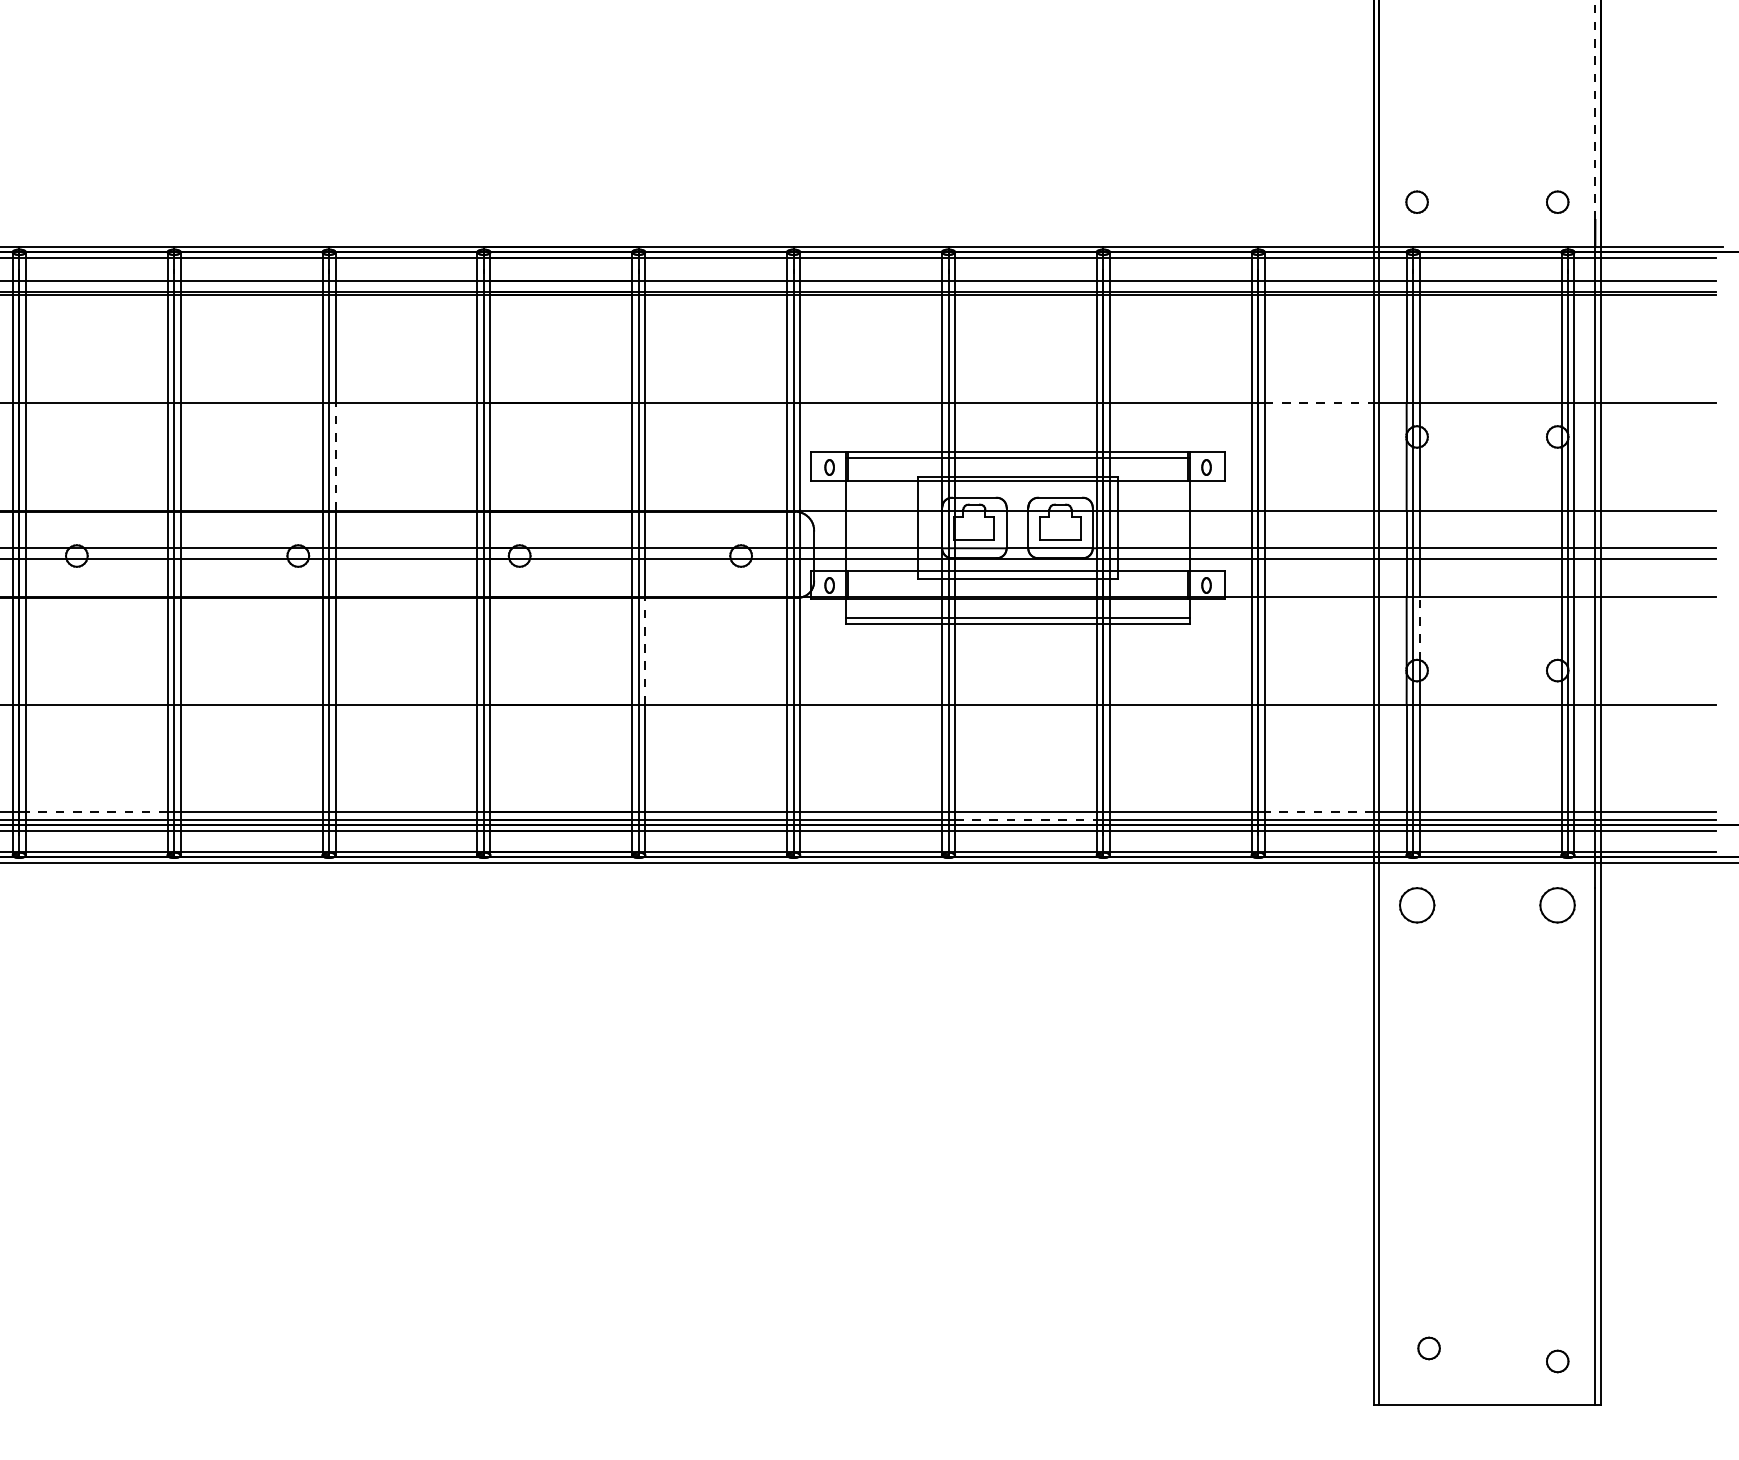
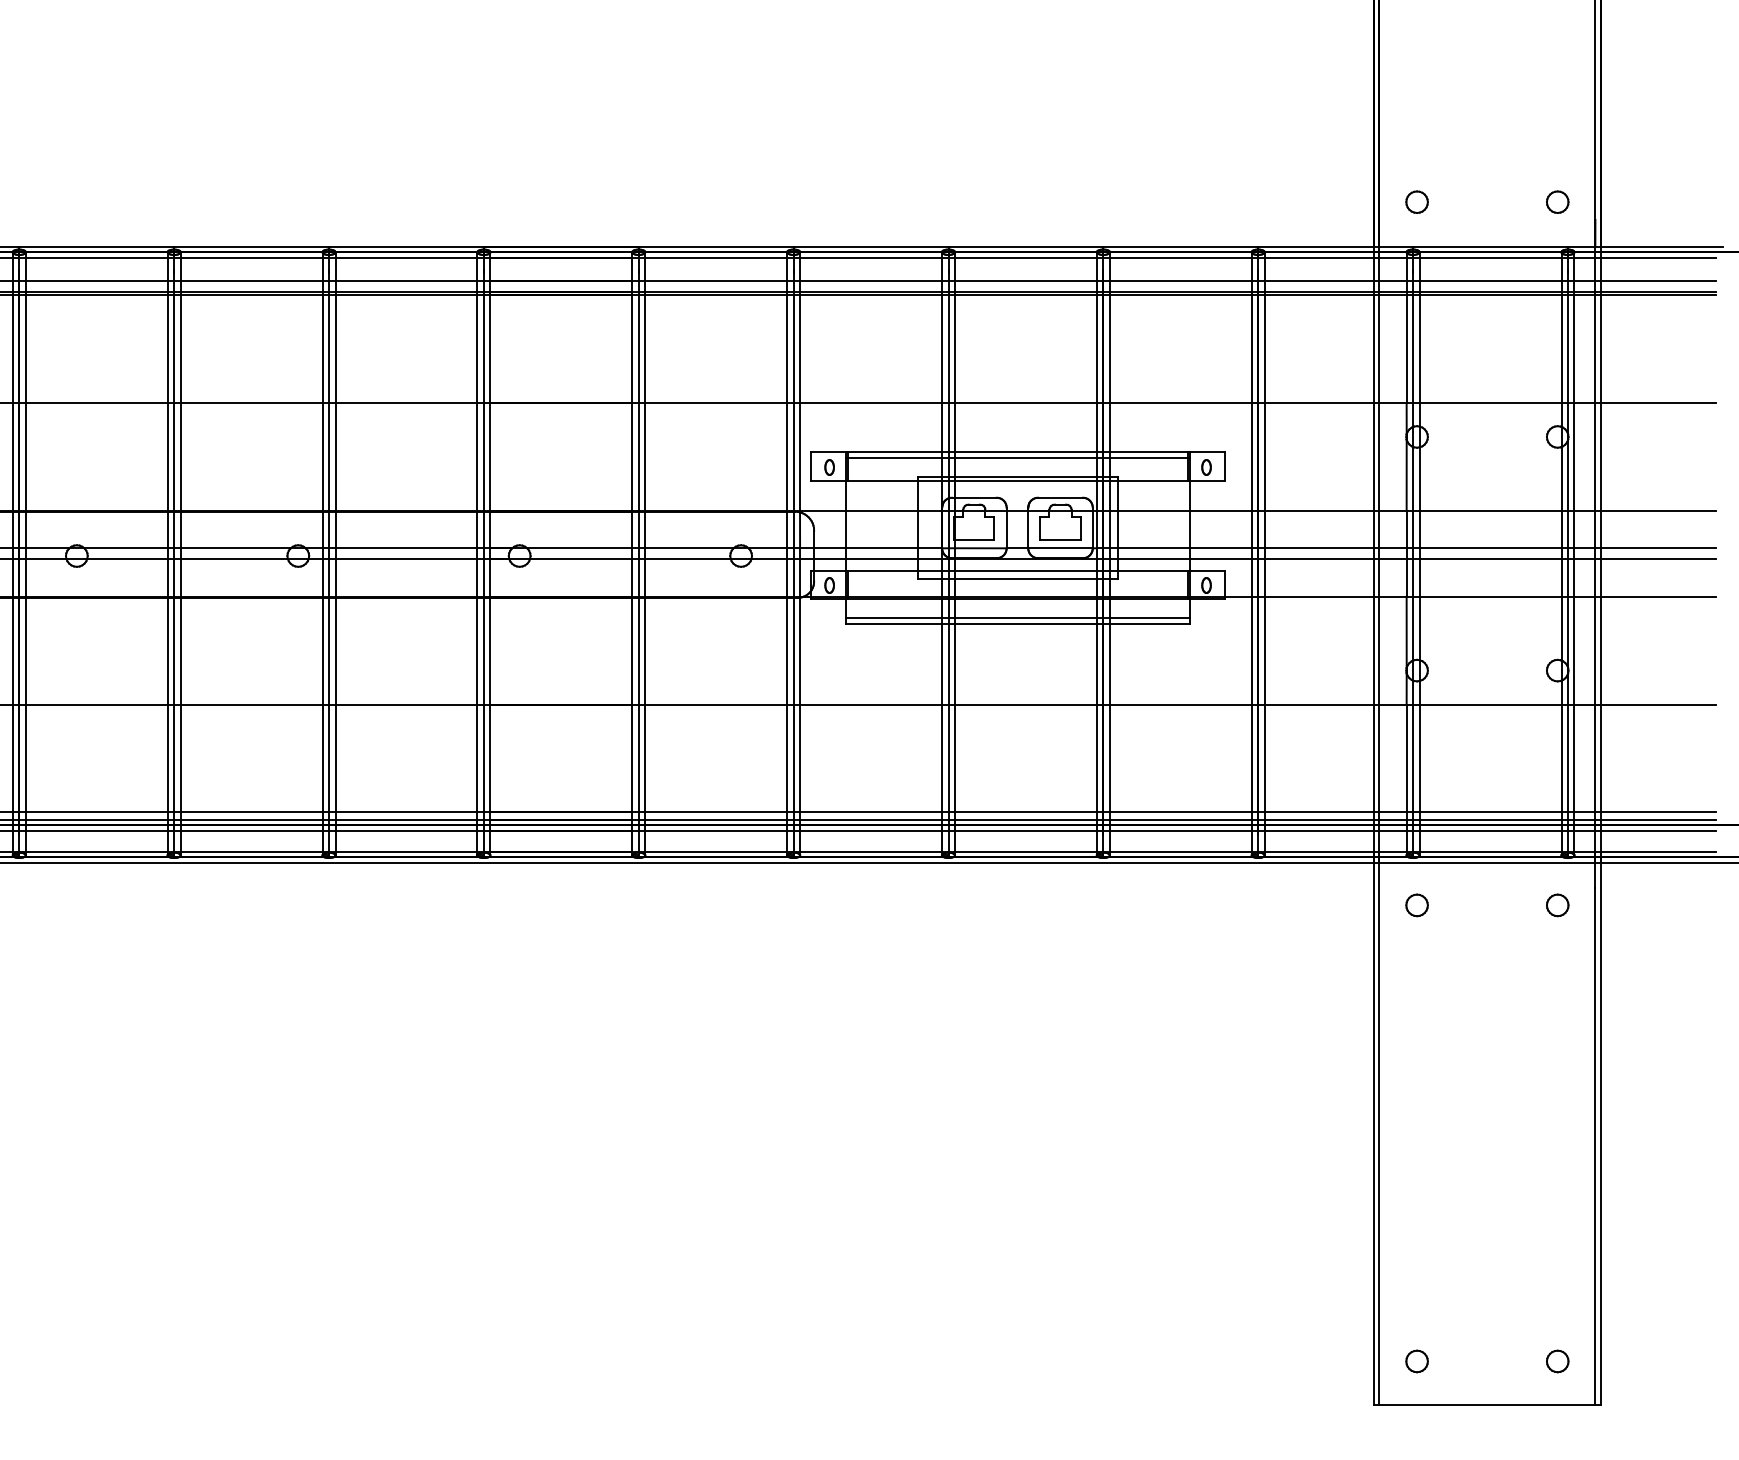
line: dashed -> solid (1595, 110)
line: dashed -> solid (1319, 403)
line: dashed -> solid (335, 456)
line: dashed -> solid (1419, 628)
line: dashed -> solid (645, 650)
line: dashed -> solid (96, 812)
line: dashed -> solid (1319, 812)
line: dashed -> solid (1025, 819)
part size: 37x37 px -> 24x25 px (1416, 905)
part size: 37x37 px -> 24x25 px (1557, 905)
part position: (1428, 1348) -> (1416, 1361) (1416, 1361)
